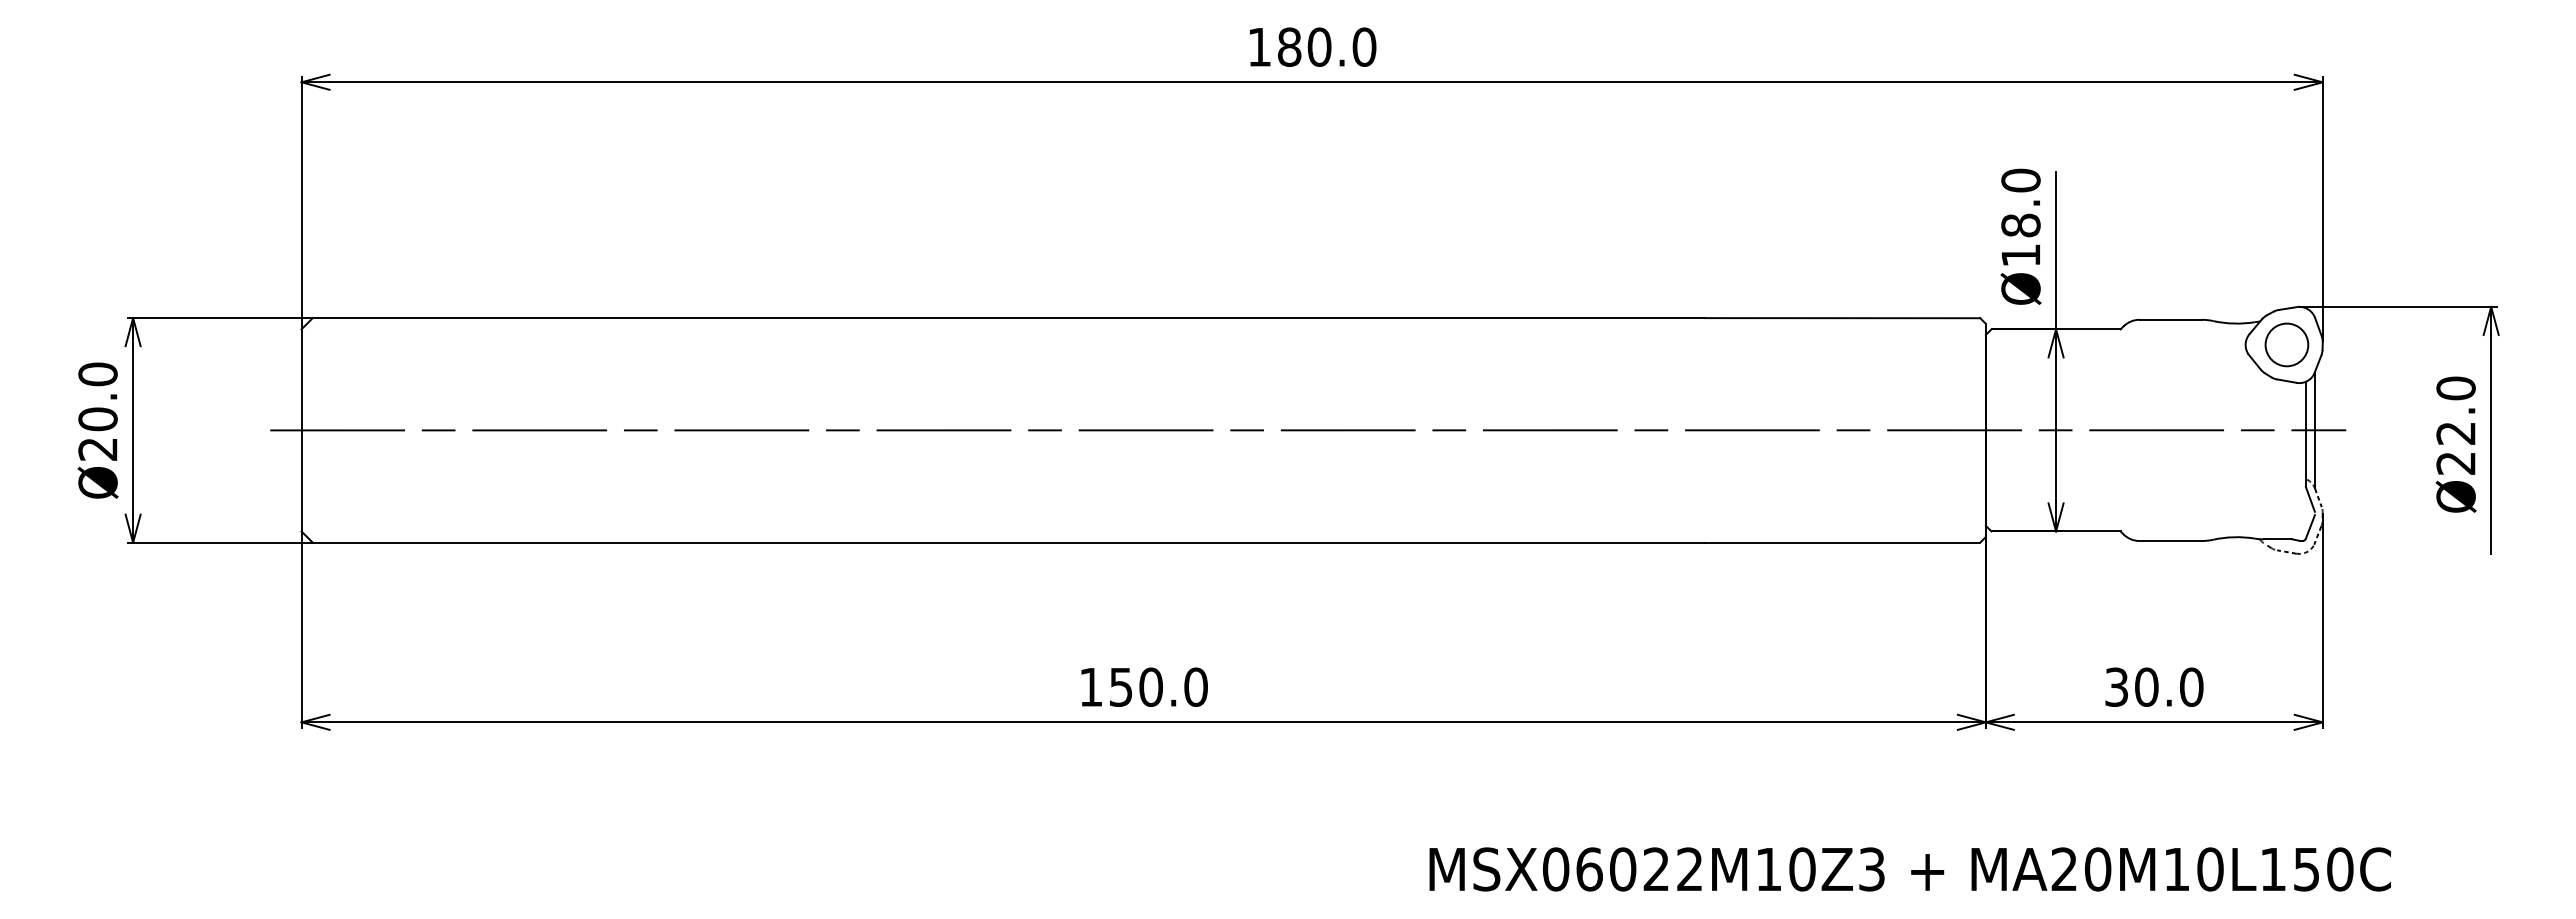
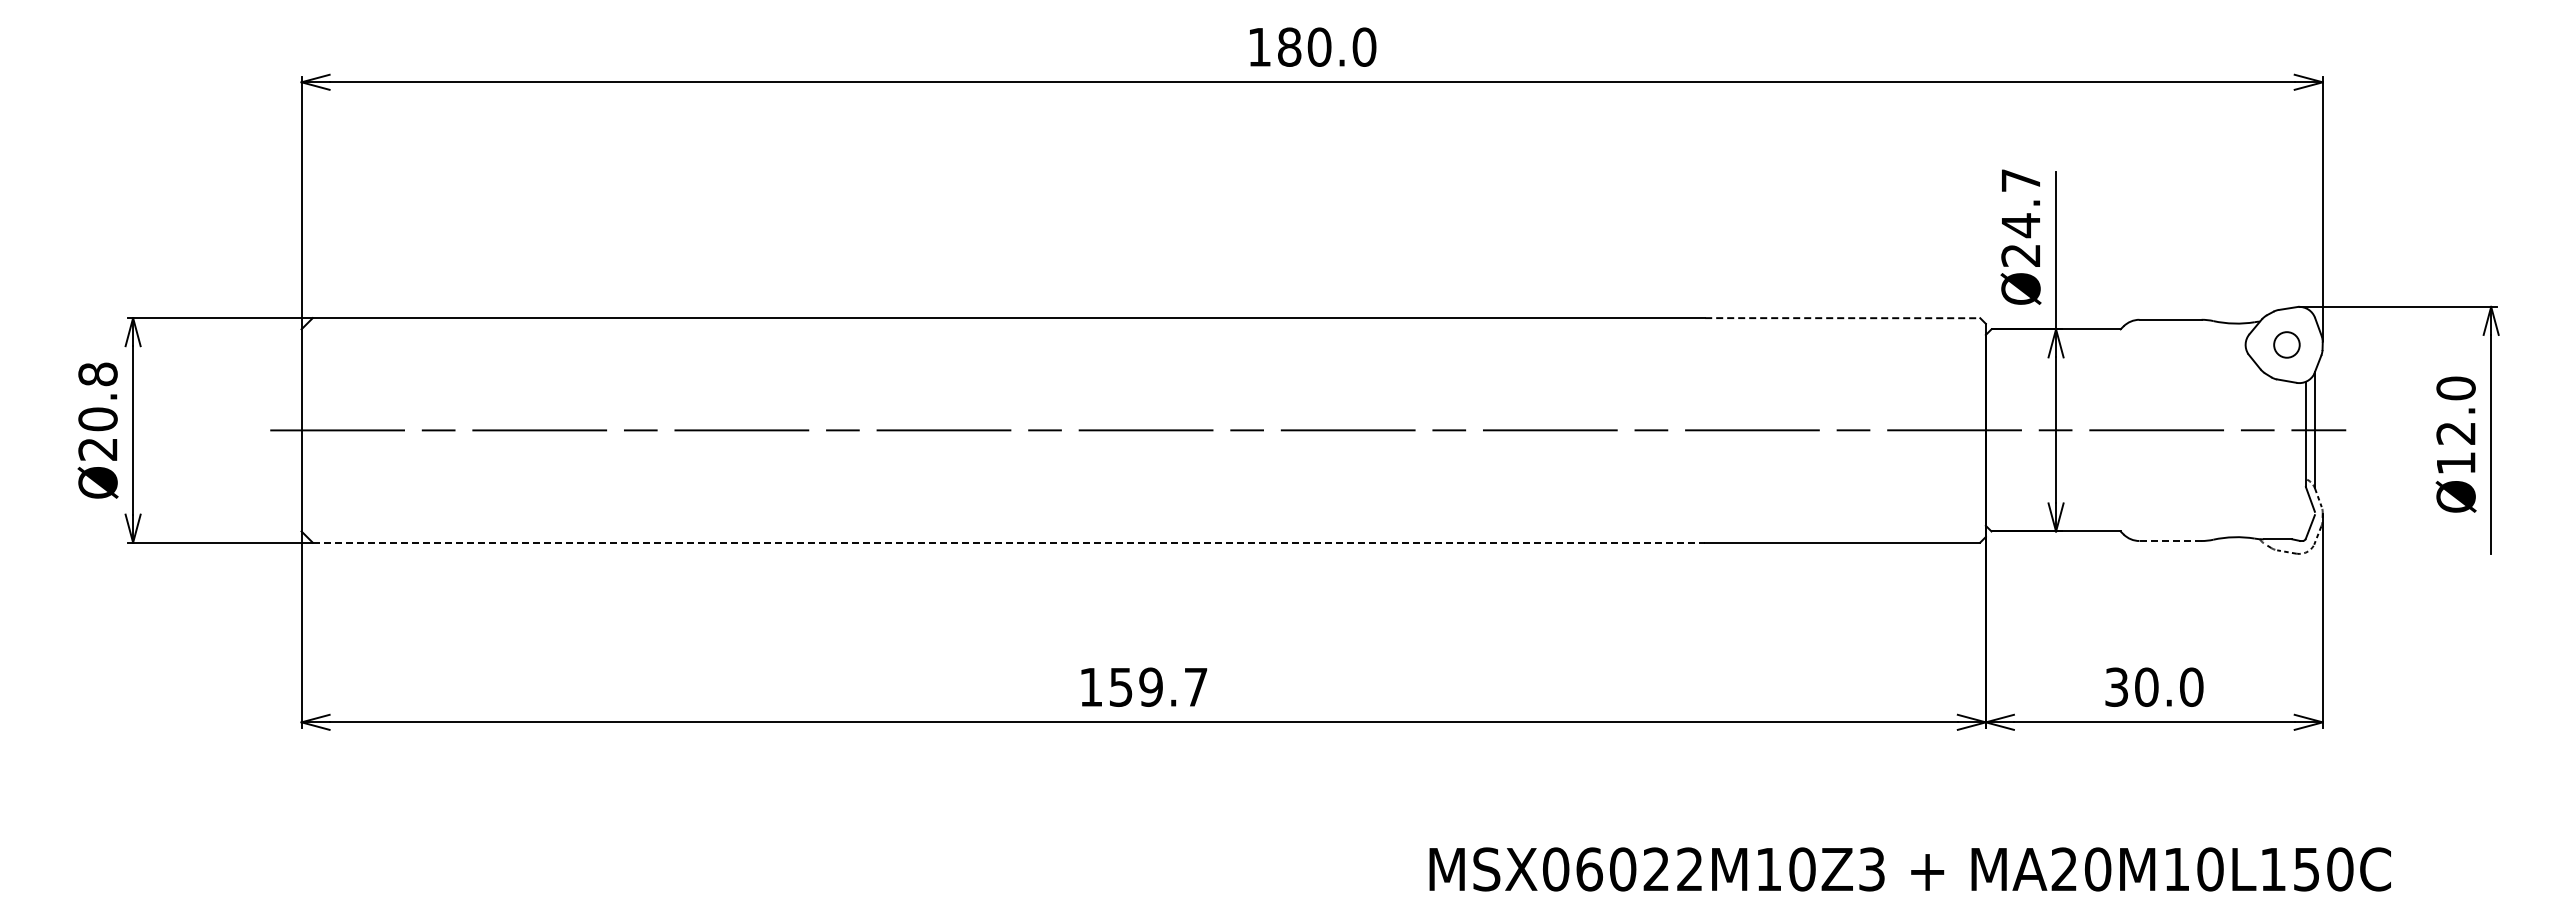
text: Ø18.0 -> Ø24.7 (2020, 217)
line: solid -> dashed (1842, 318)
circle diameter: 43 px -> 26 px (2286, 344)
text: Ø20.0 -> Ø20.8 (97, 374)
text: Ø22.0 -> Ø12.0 (2455, 463)
line: solid -> dashed (2171, 541)
line: solid -> dashed (1009, 542)
text: 150.0 -> 159.7 (1173, 686)
